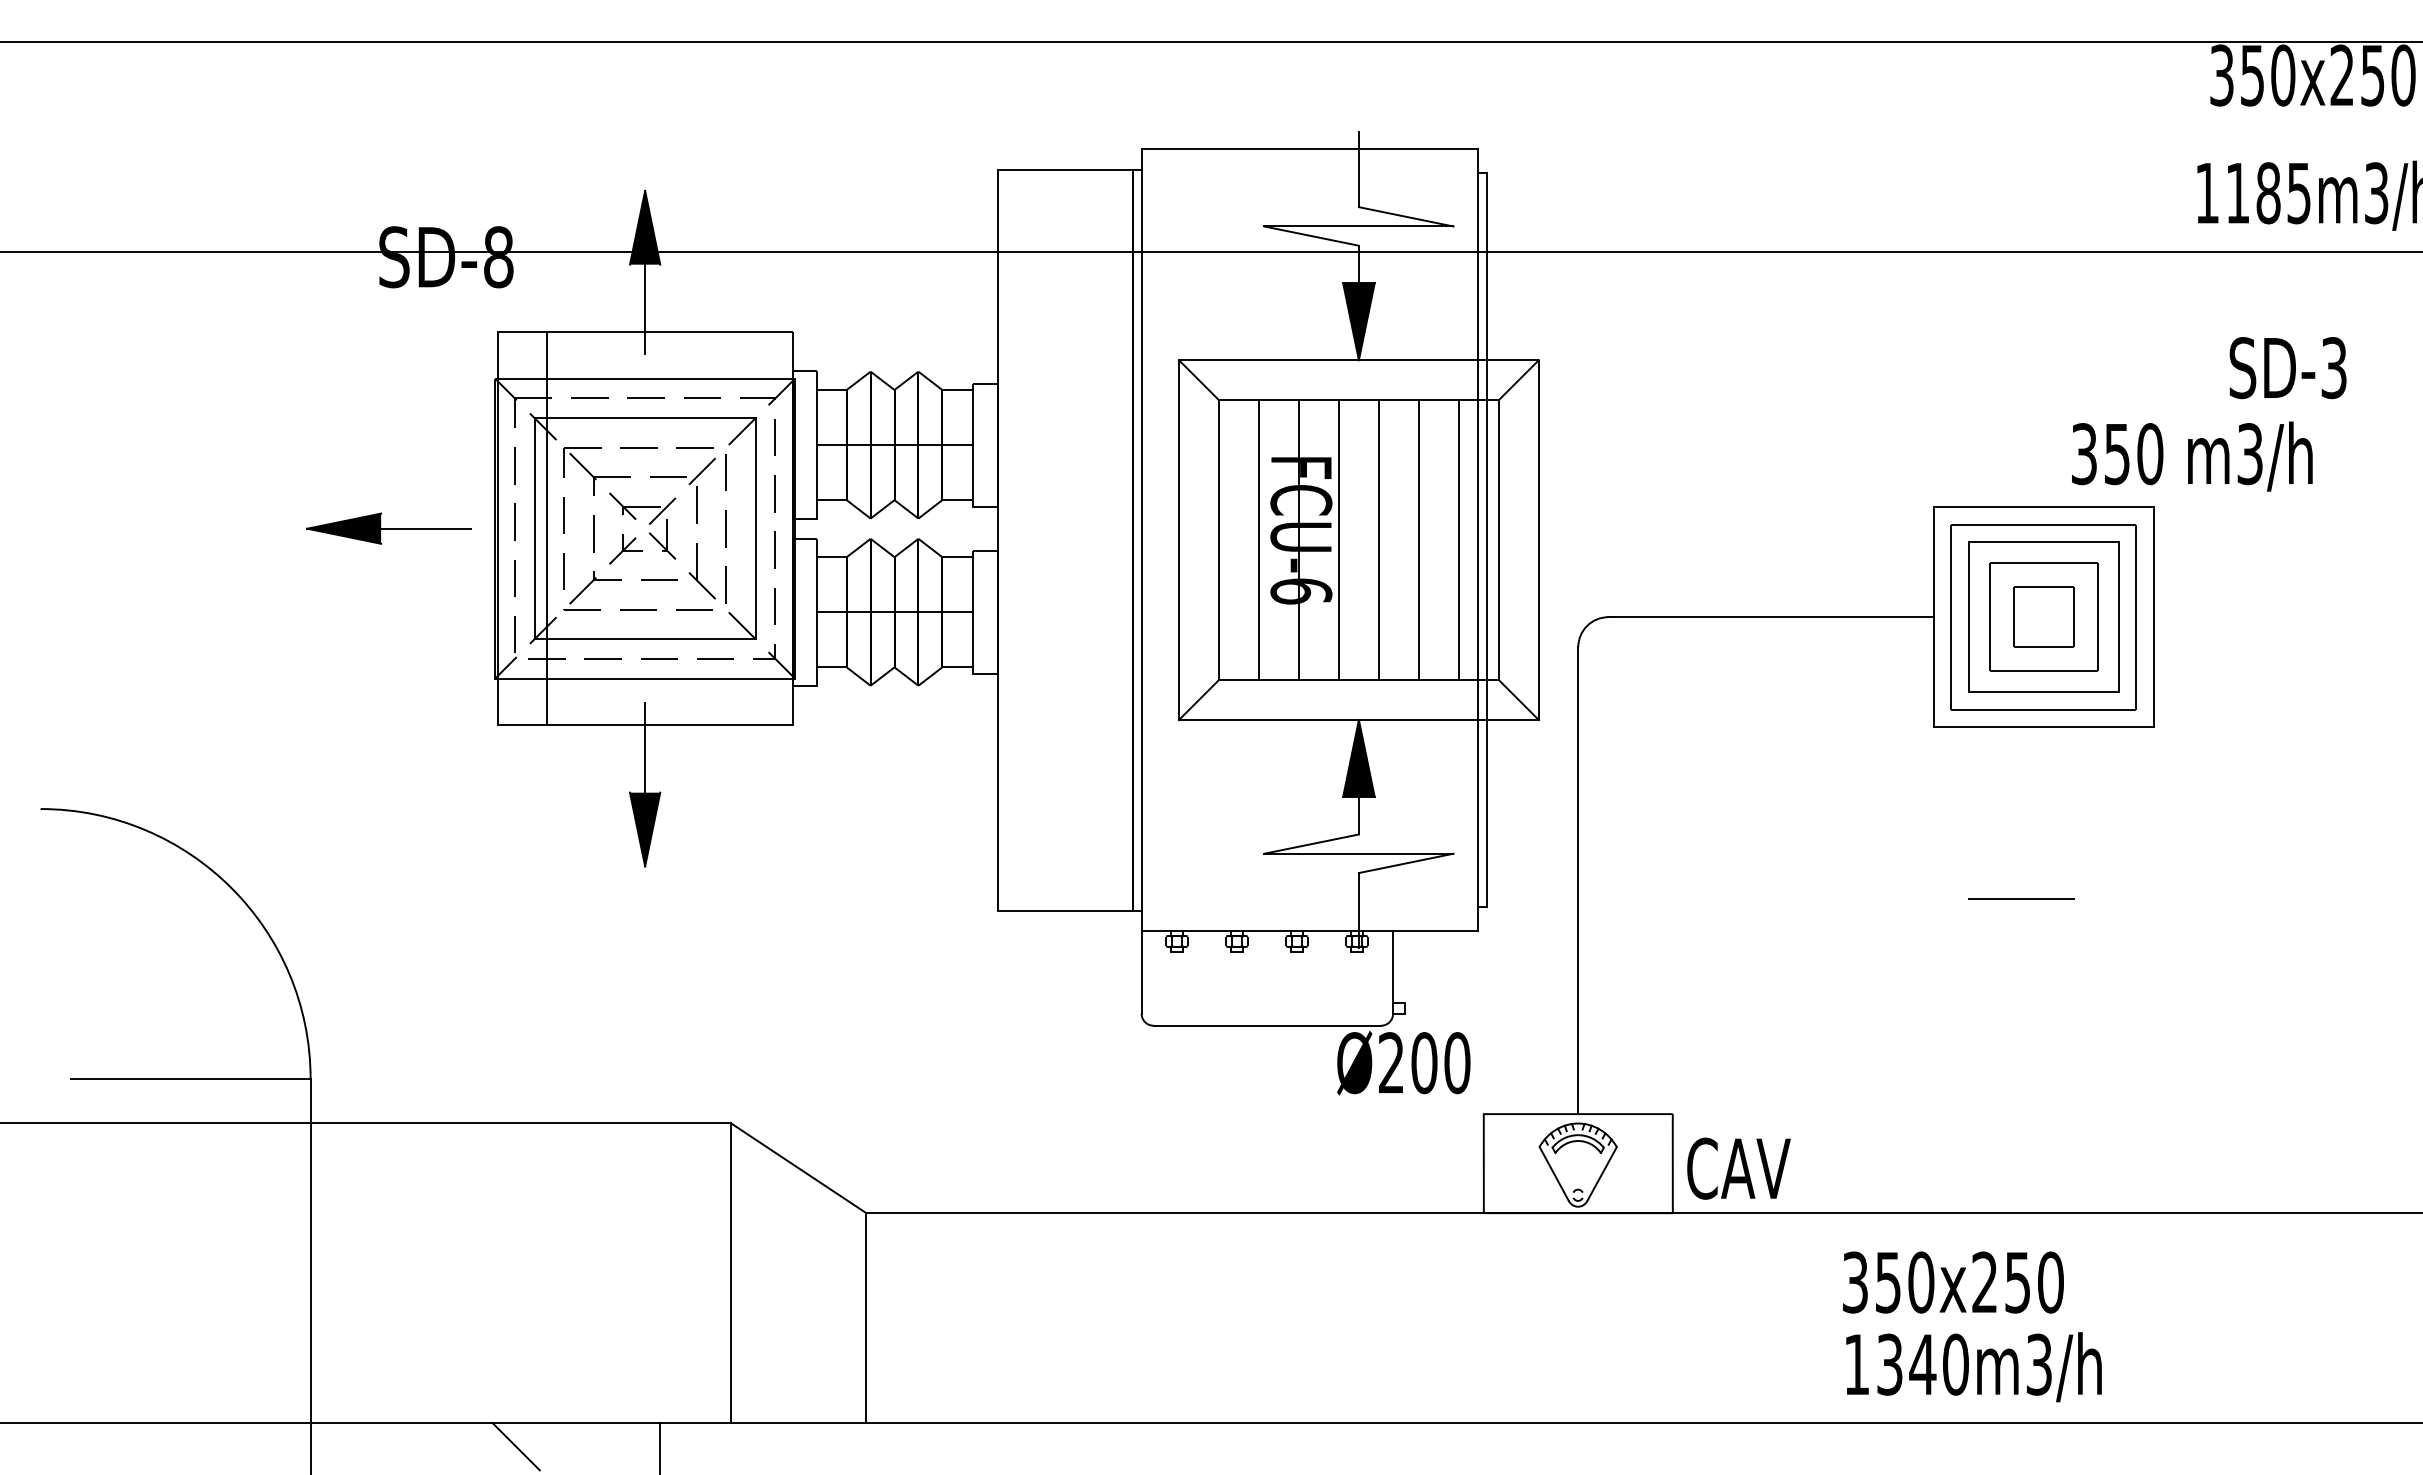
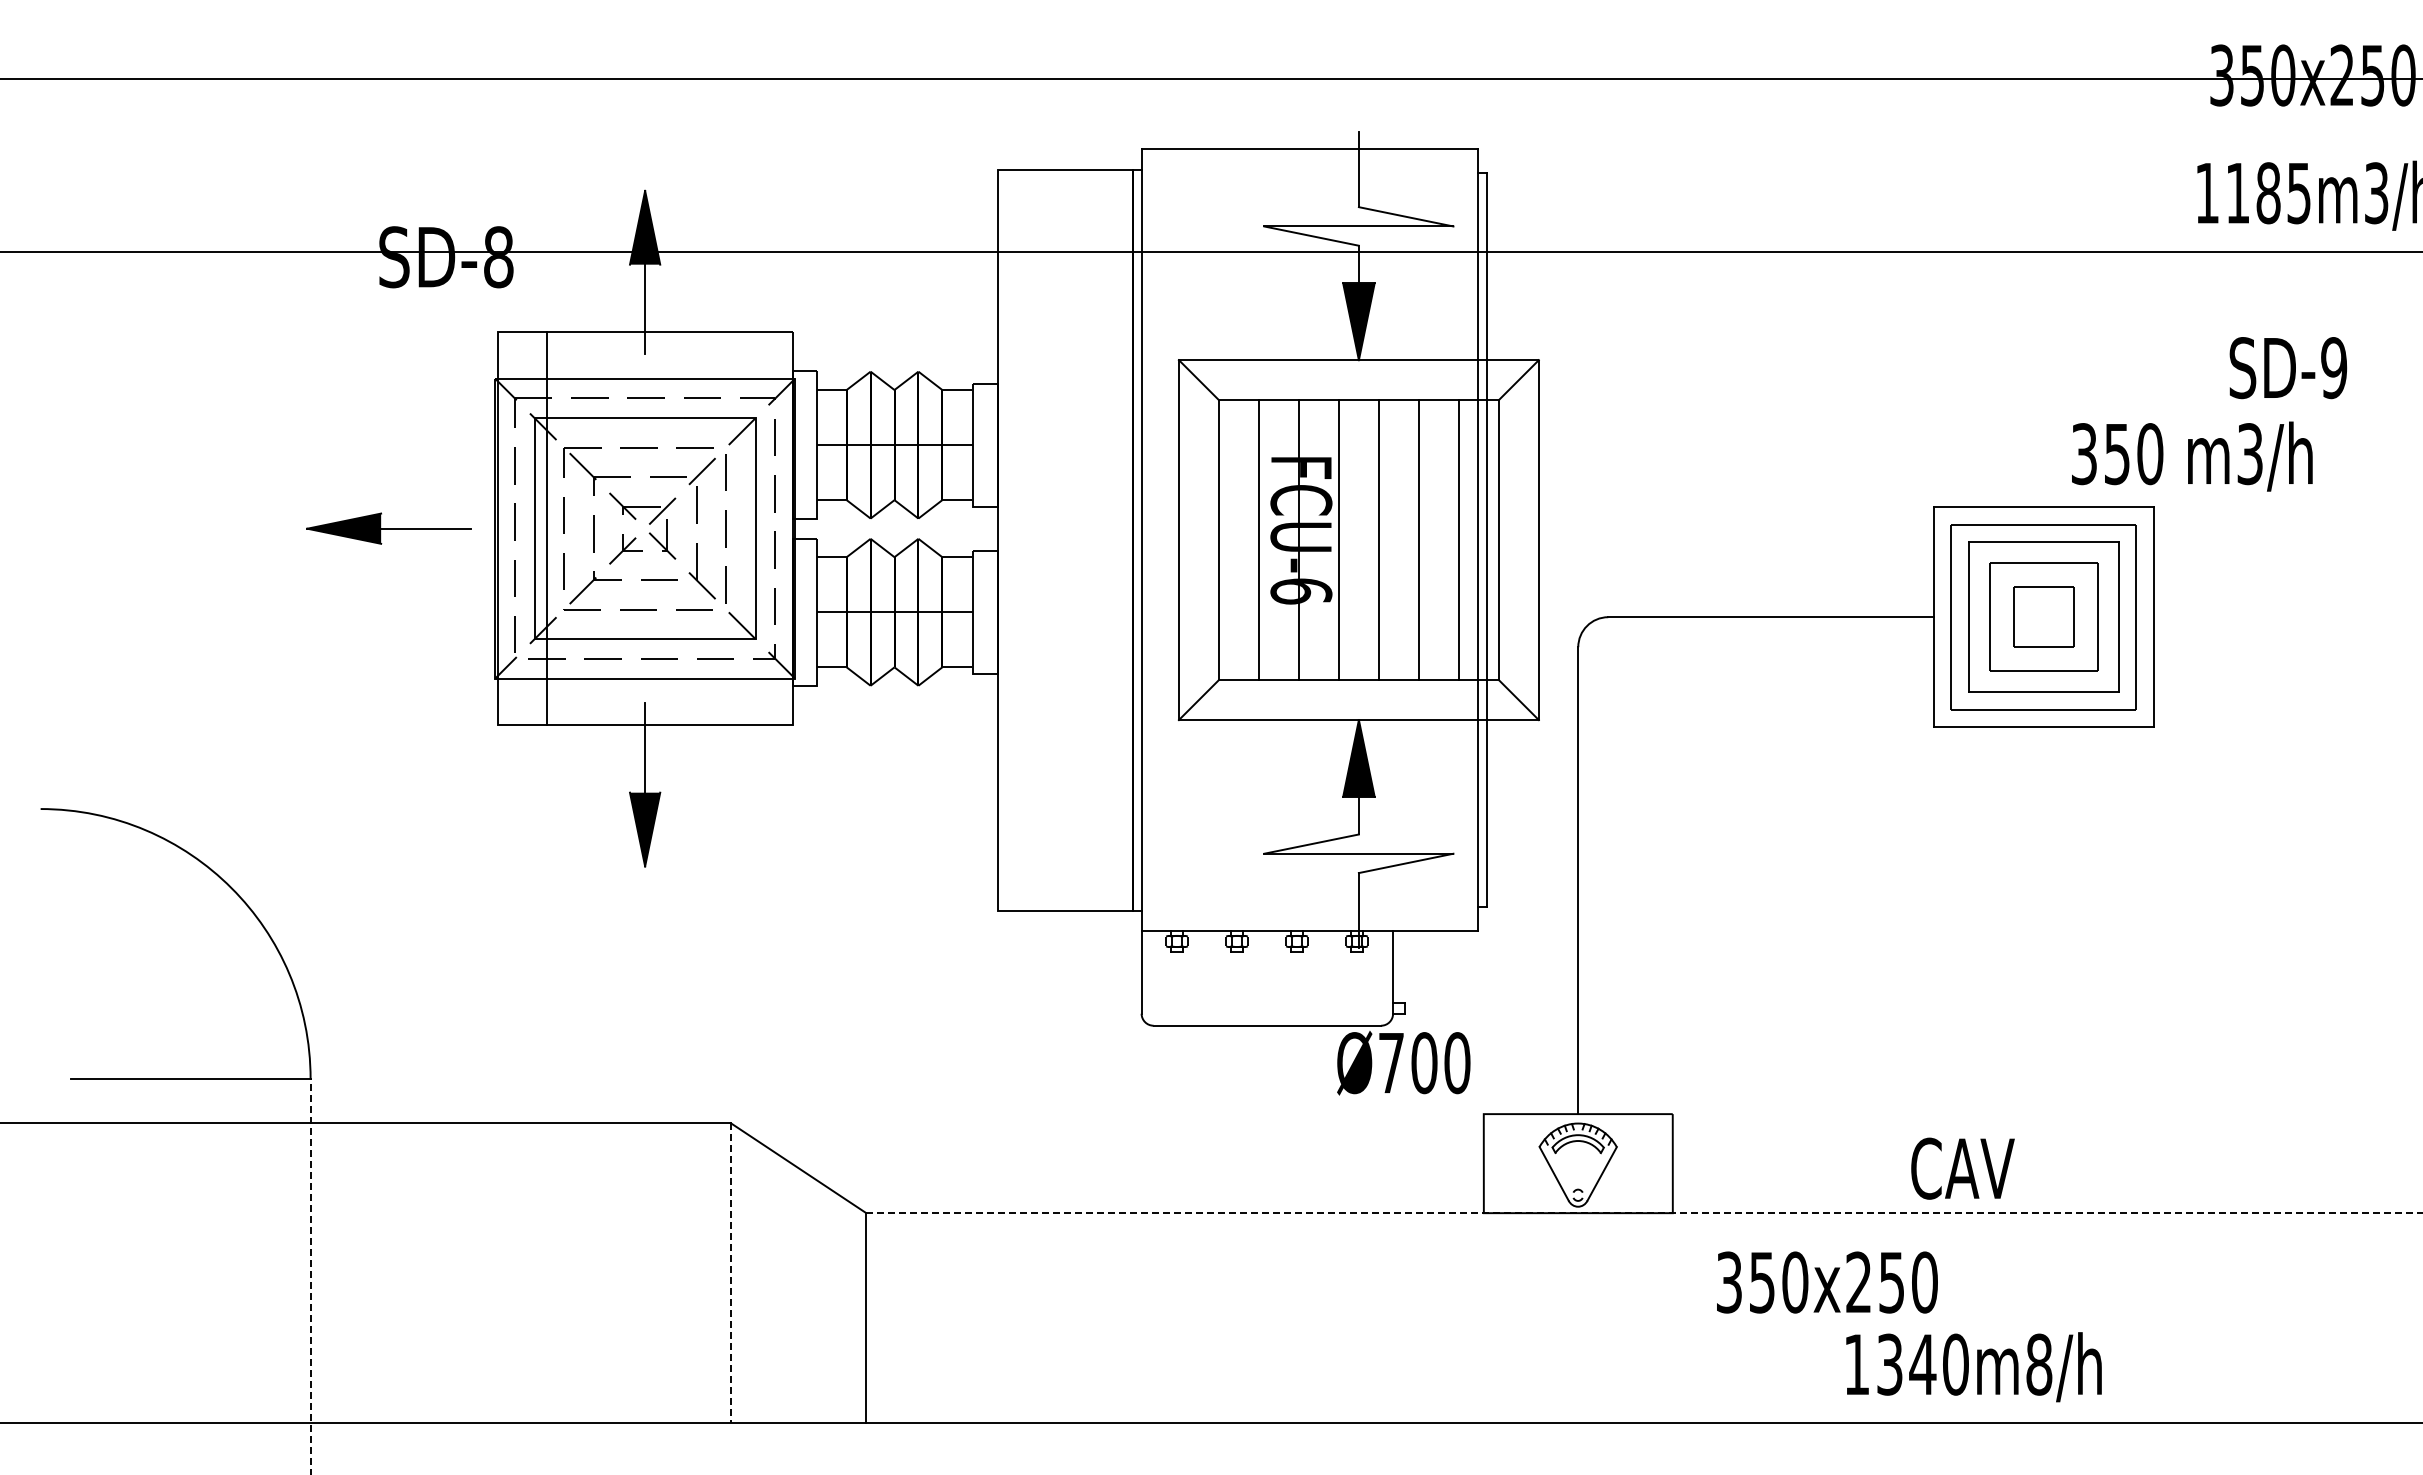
line position: (1210, 41) -> (1210, 78) (1210, 78)
text: SD-3 -> SD-9 (2334, 367)
line: present -> none (2020, 899)
text: Ø200 -> Ø700 (1391, 1062)
text position: (1738, 1168) -> (1962, 1168) (1962, 1168)
line: solid -> dashed (1644, 1213)
line: solid -> dashed (730, 1273)
line: solid -> dashed (310, 1276)
text position: (1953, 1282) -> (1827, 1282) (1827, 1282)
text: 1340m3/h -> 1340m8/h (2039, 1364)
line: present -> none (515, 1446)
line: present -> none (659, 1447)
